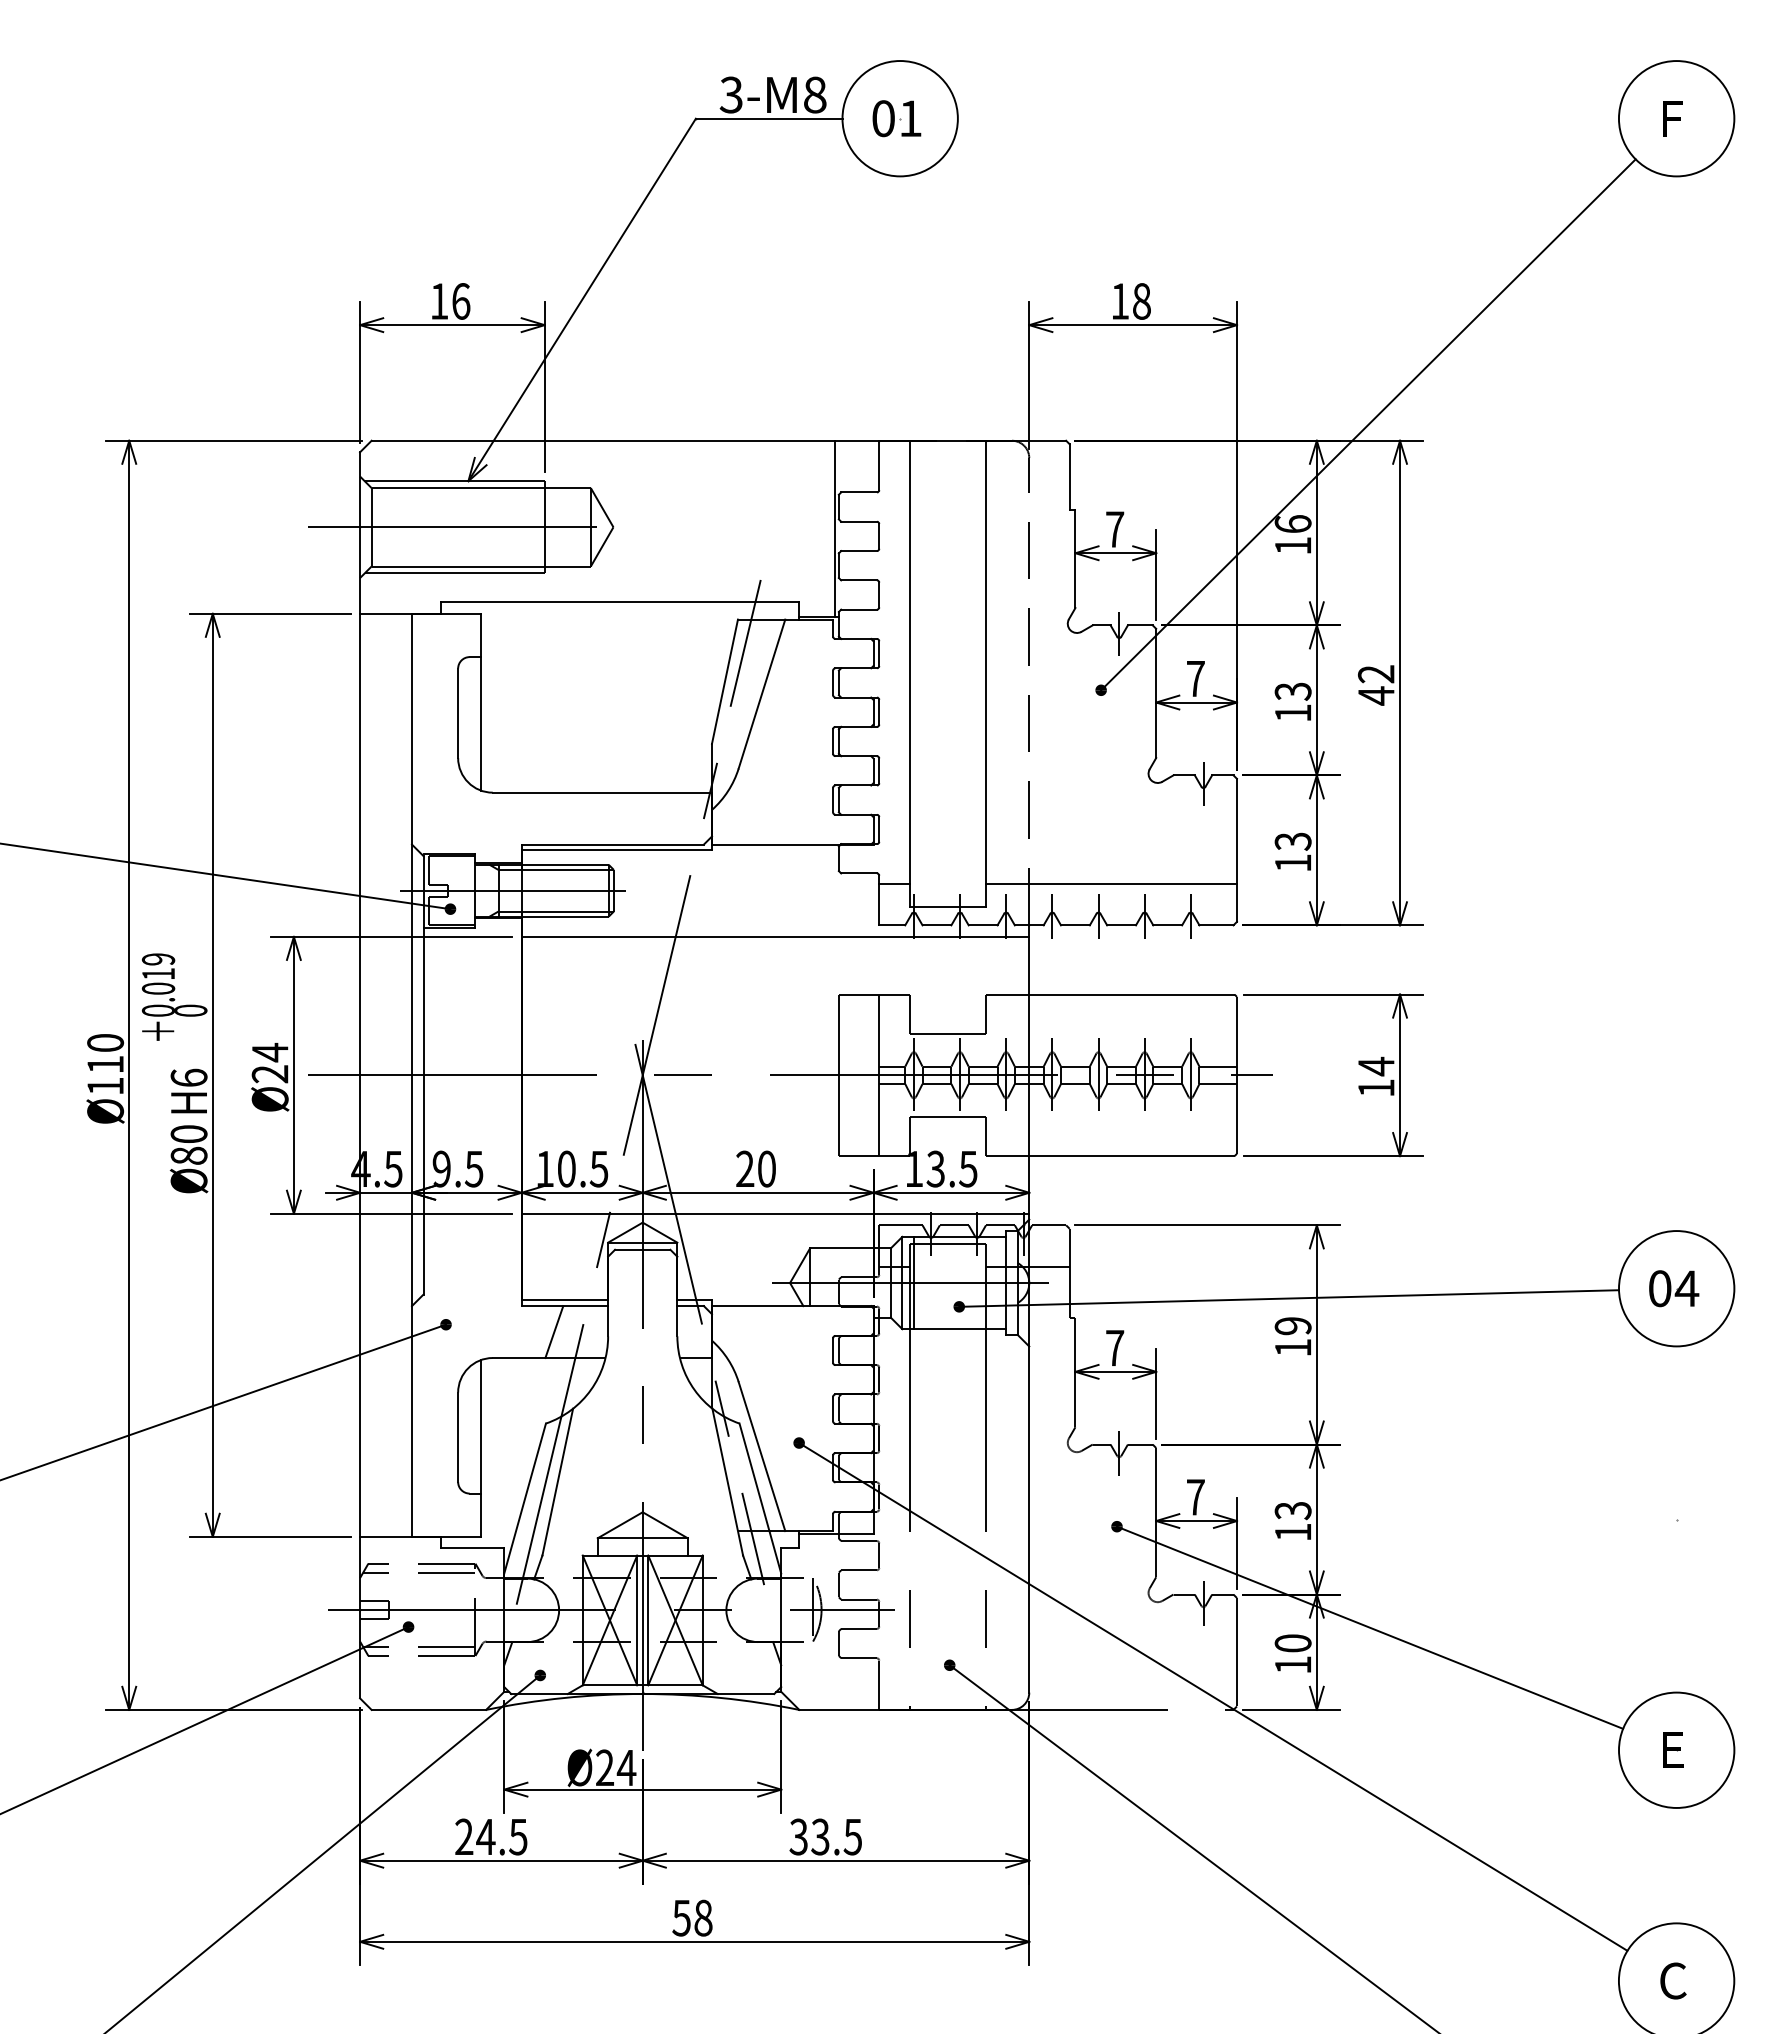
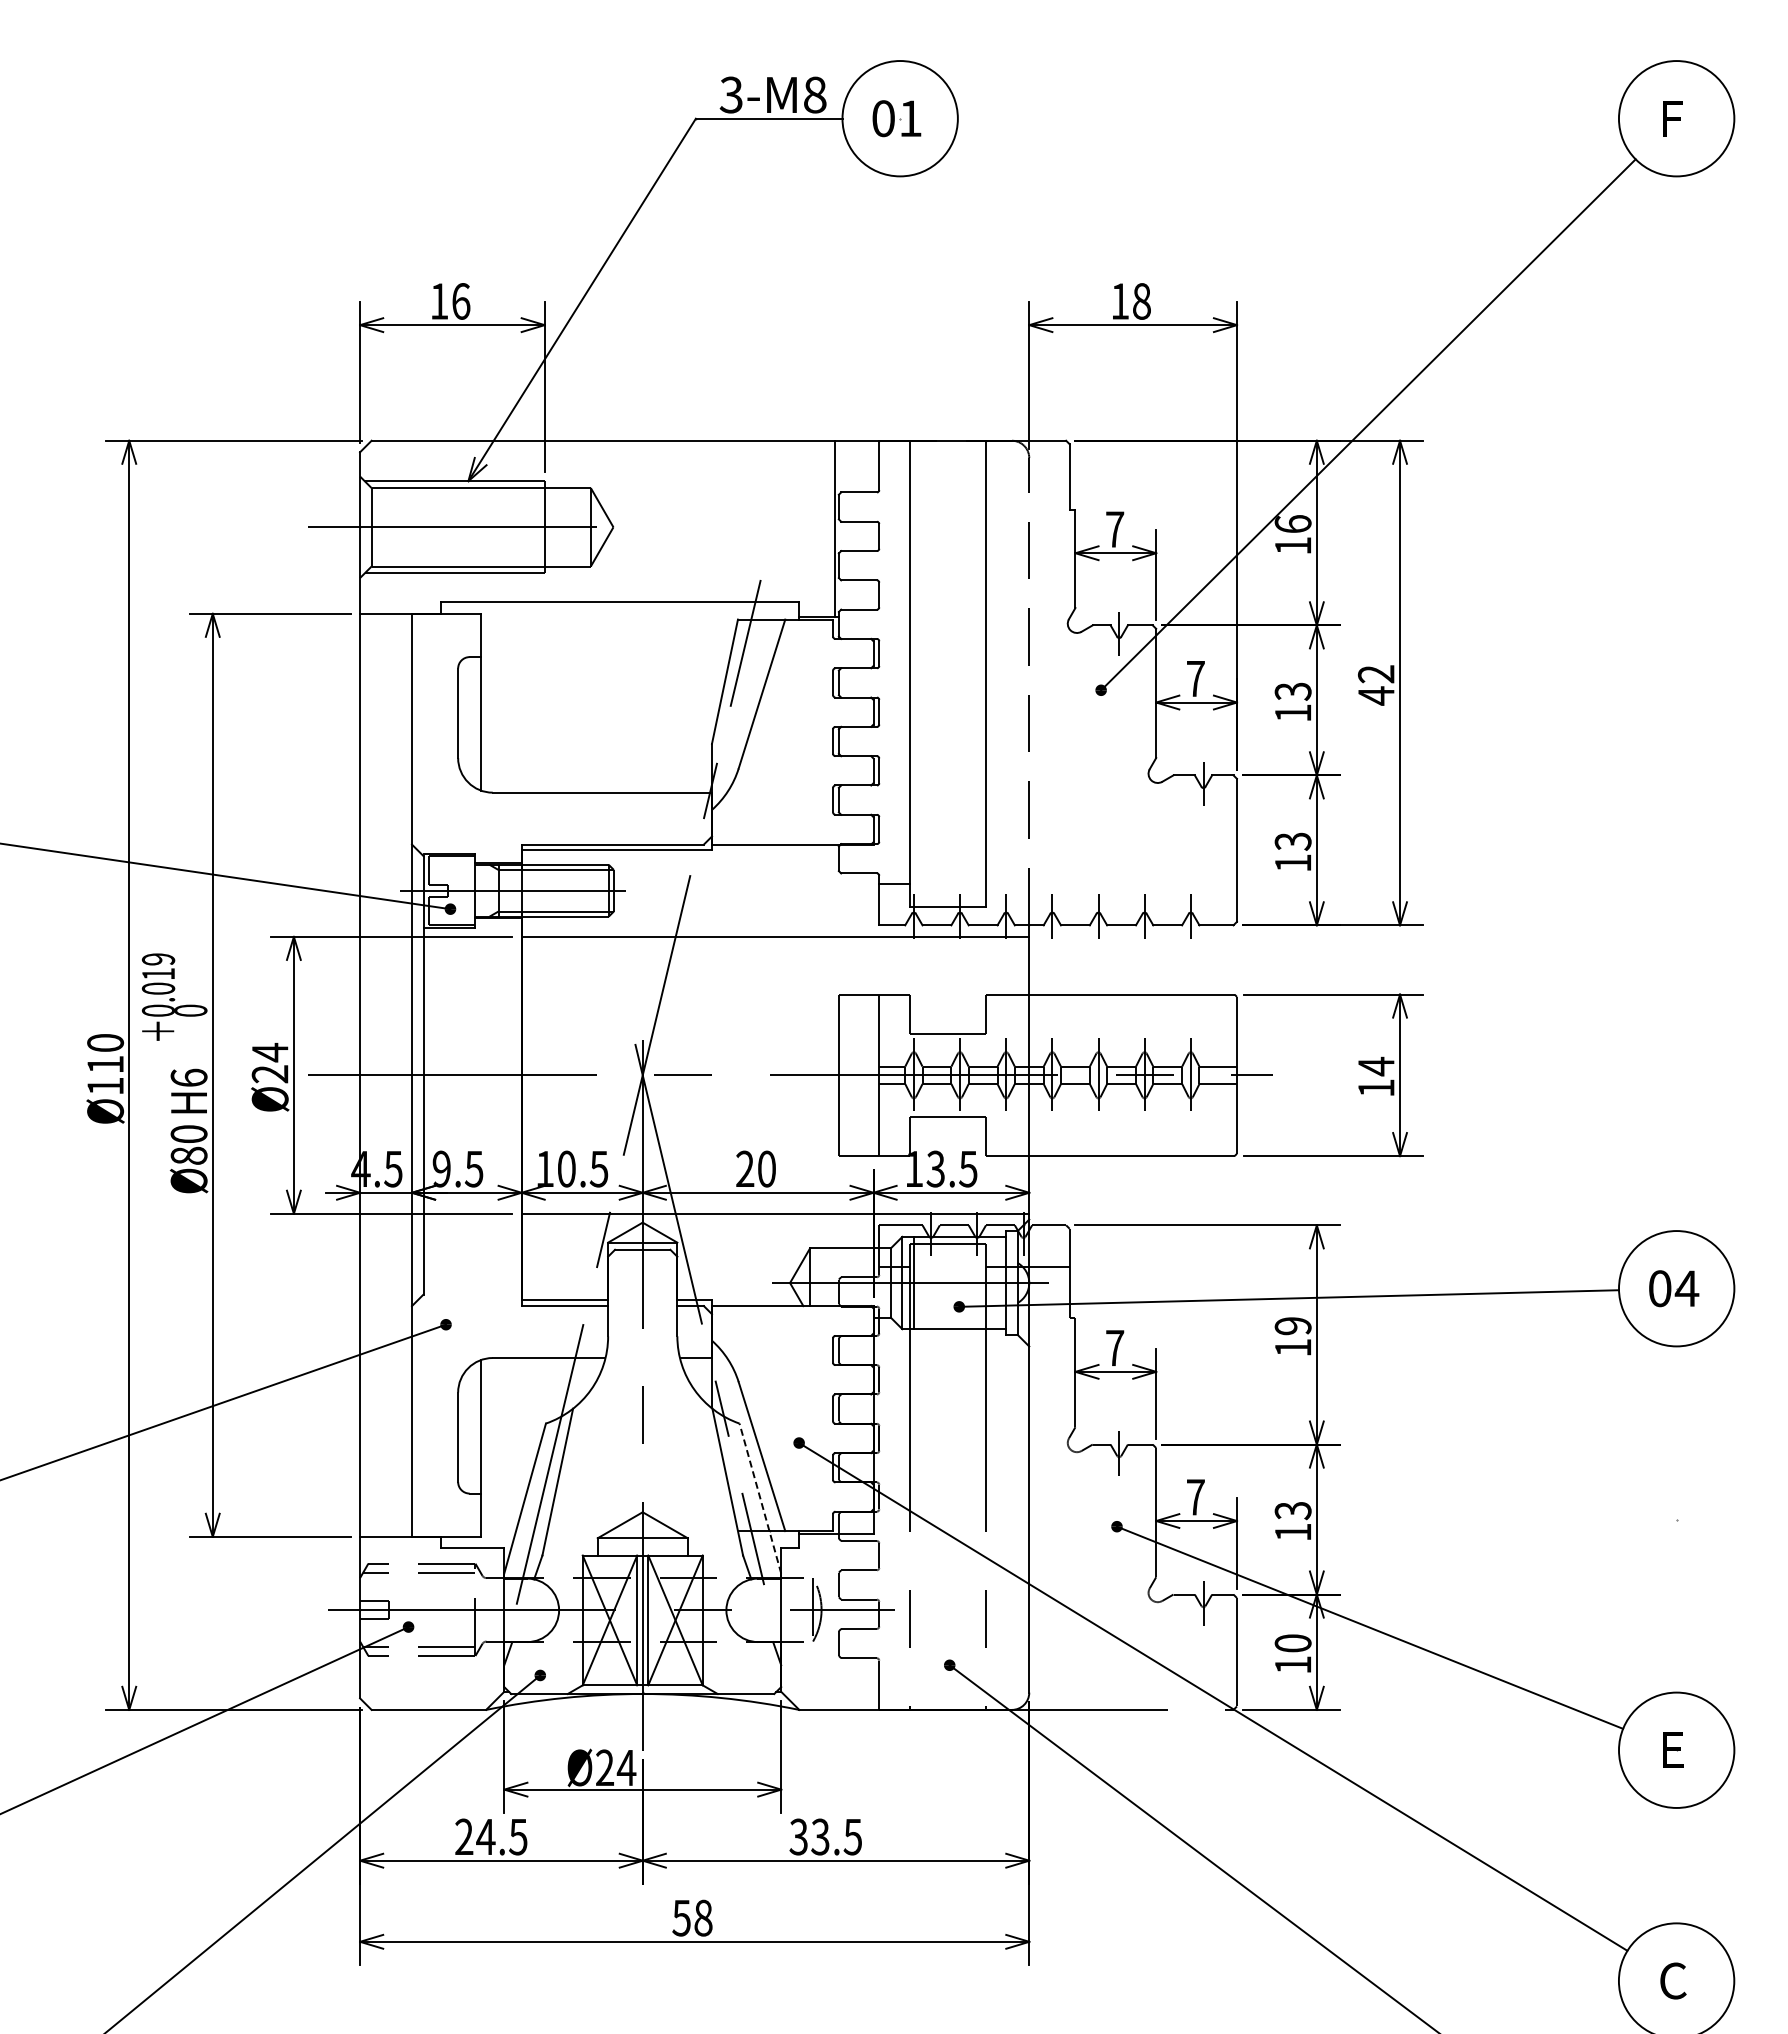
line: present -> none (1111, 884)
line: present -> none (554, 1332)
line: solid -> dashed (760, 1498)
